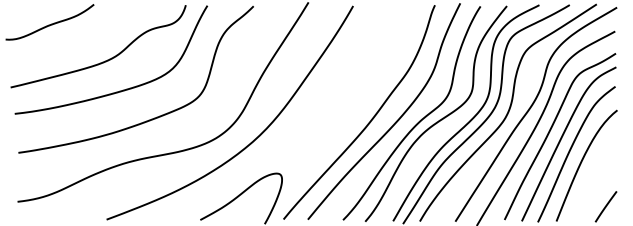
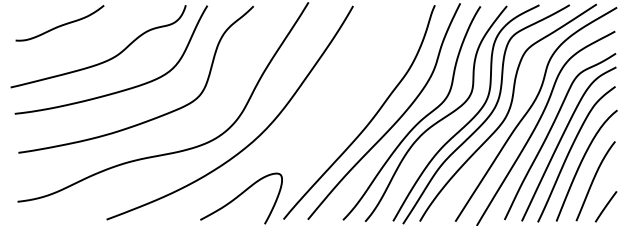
curve position: (49, 24) -> (59, 25) (59, 25)
curve: none -> present (594, 180)
